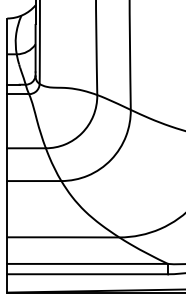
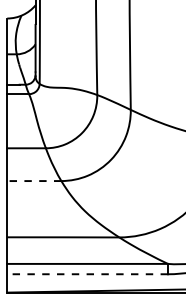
line: solid -> dashed (33, 181)
line: solid -> dashed (87, 274)
